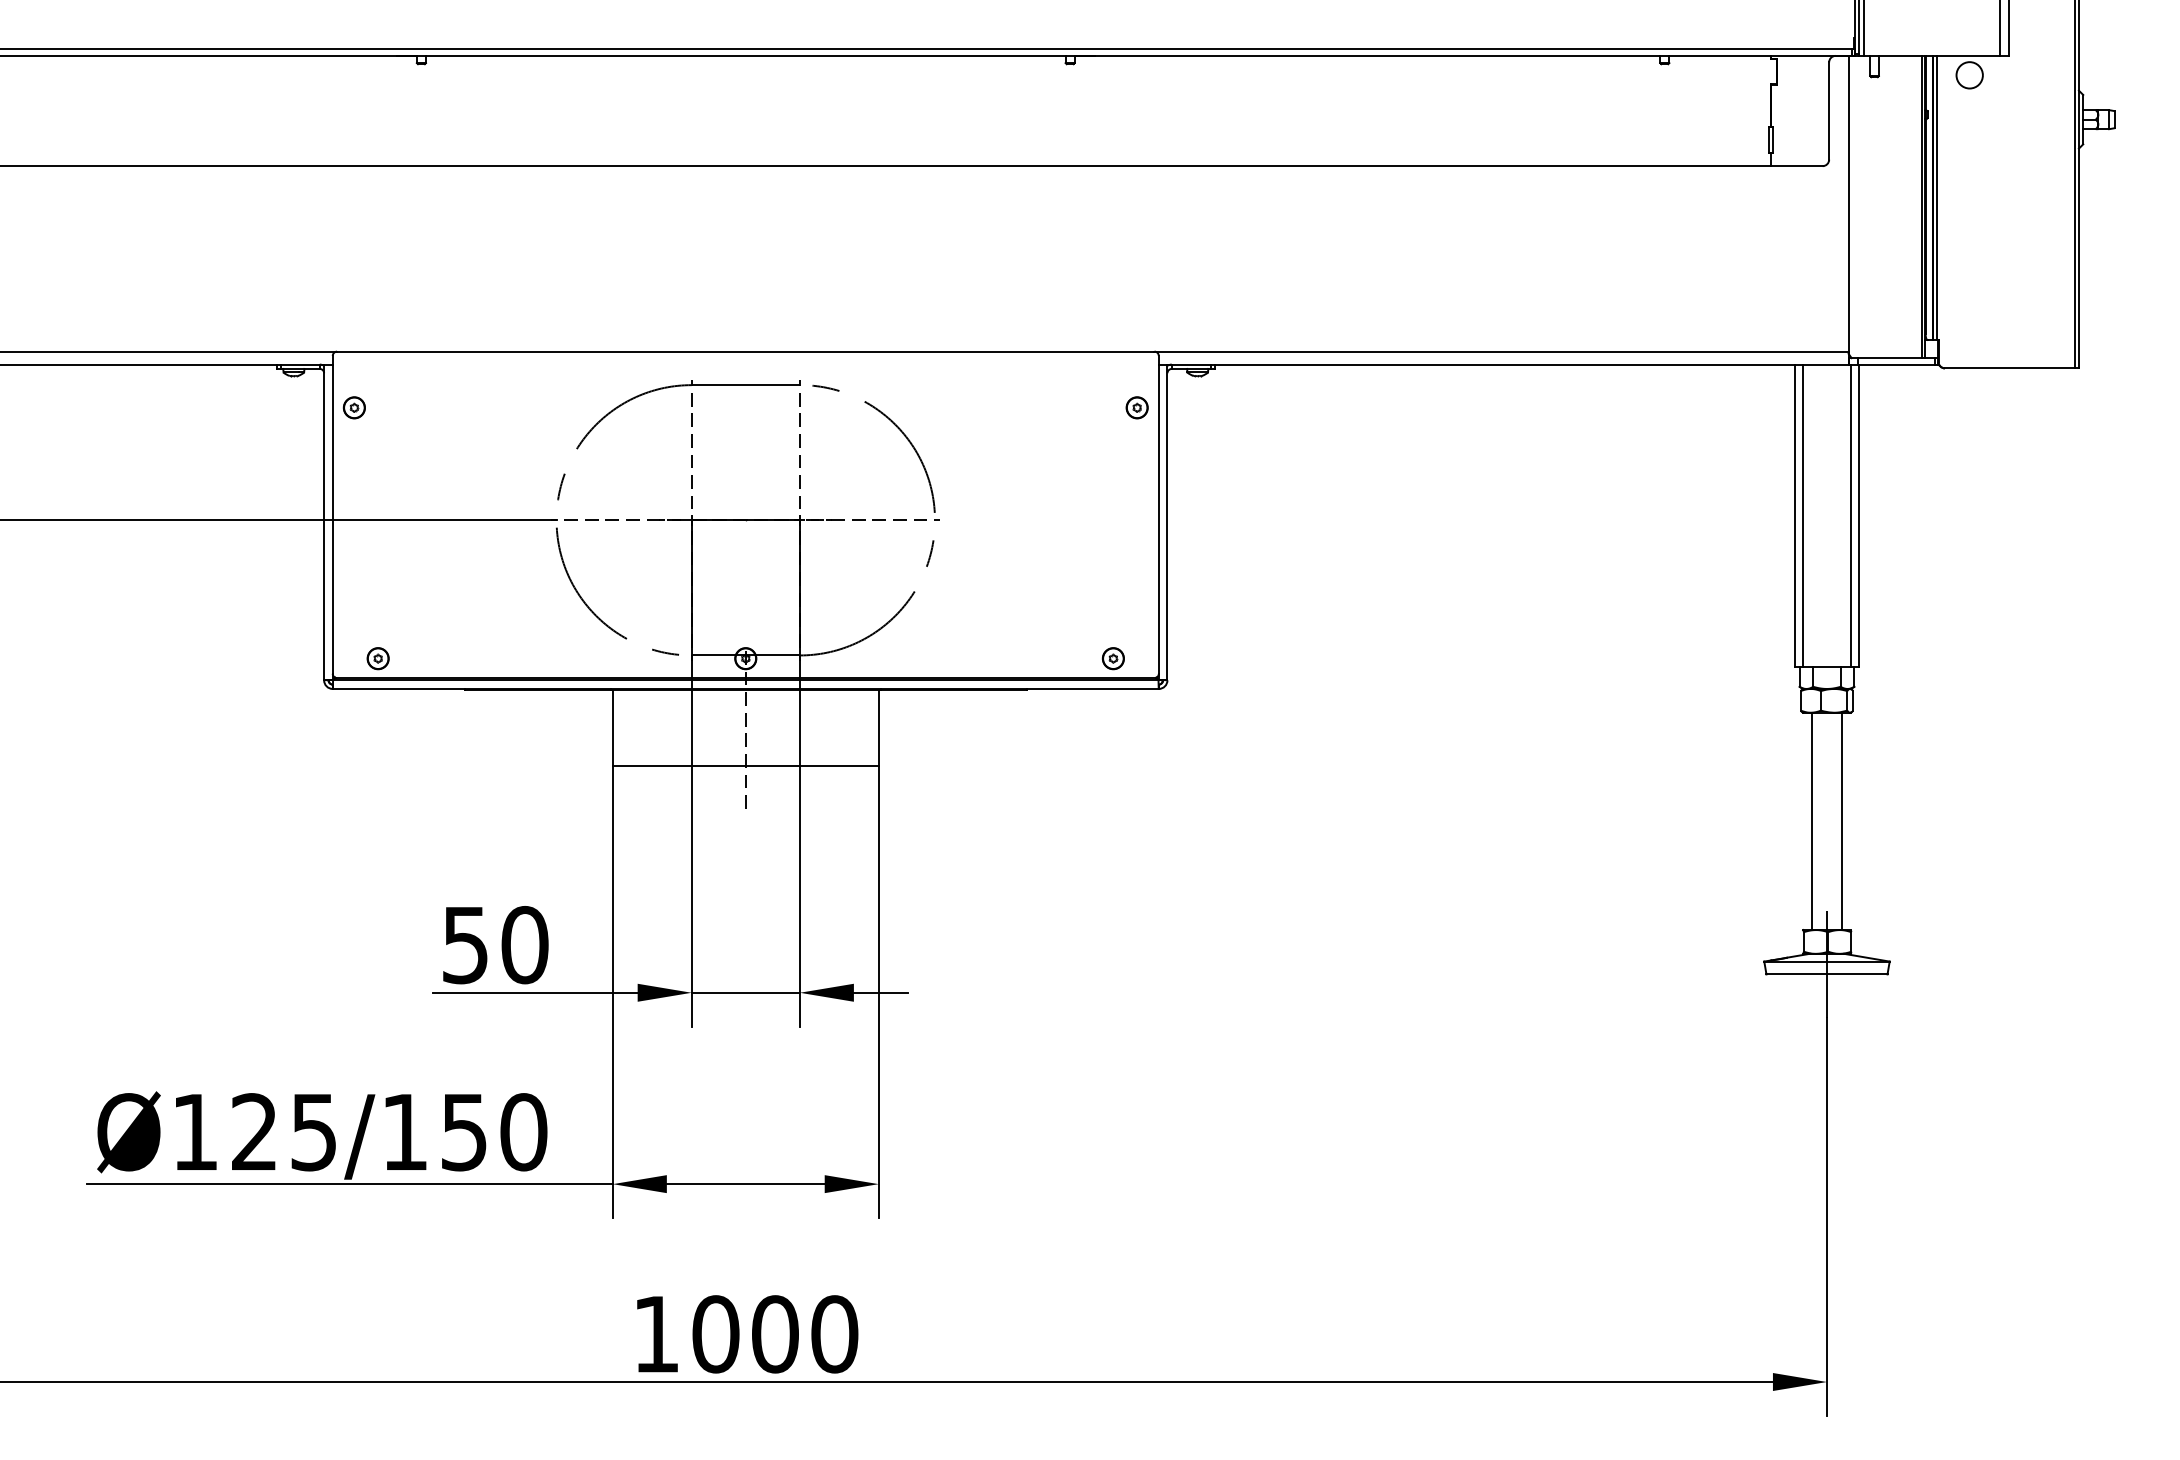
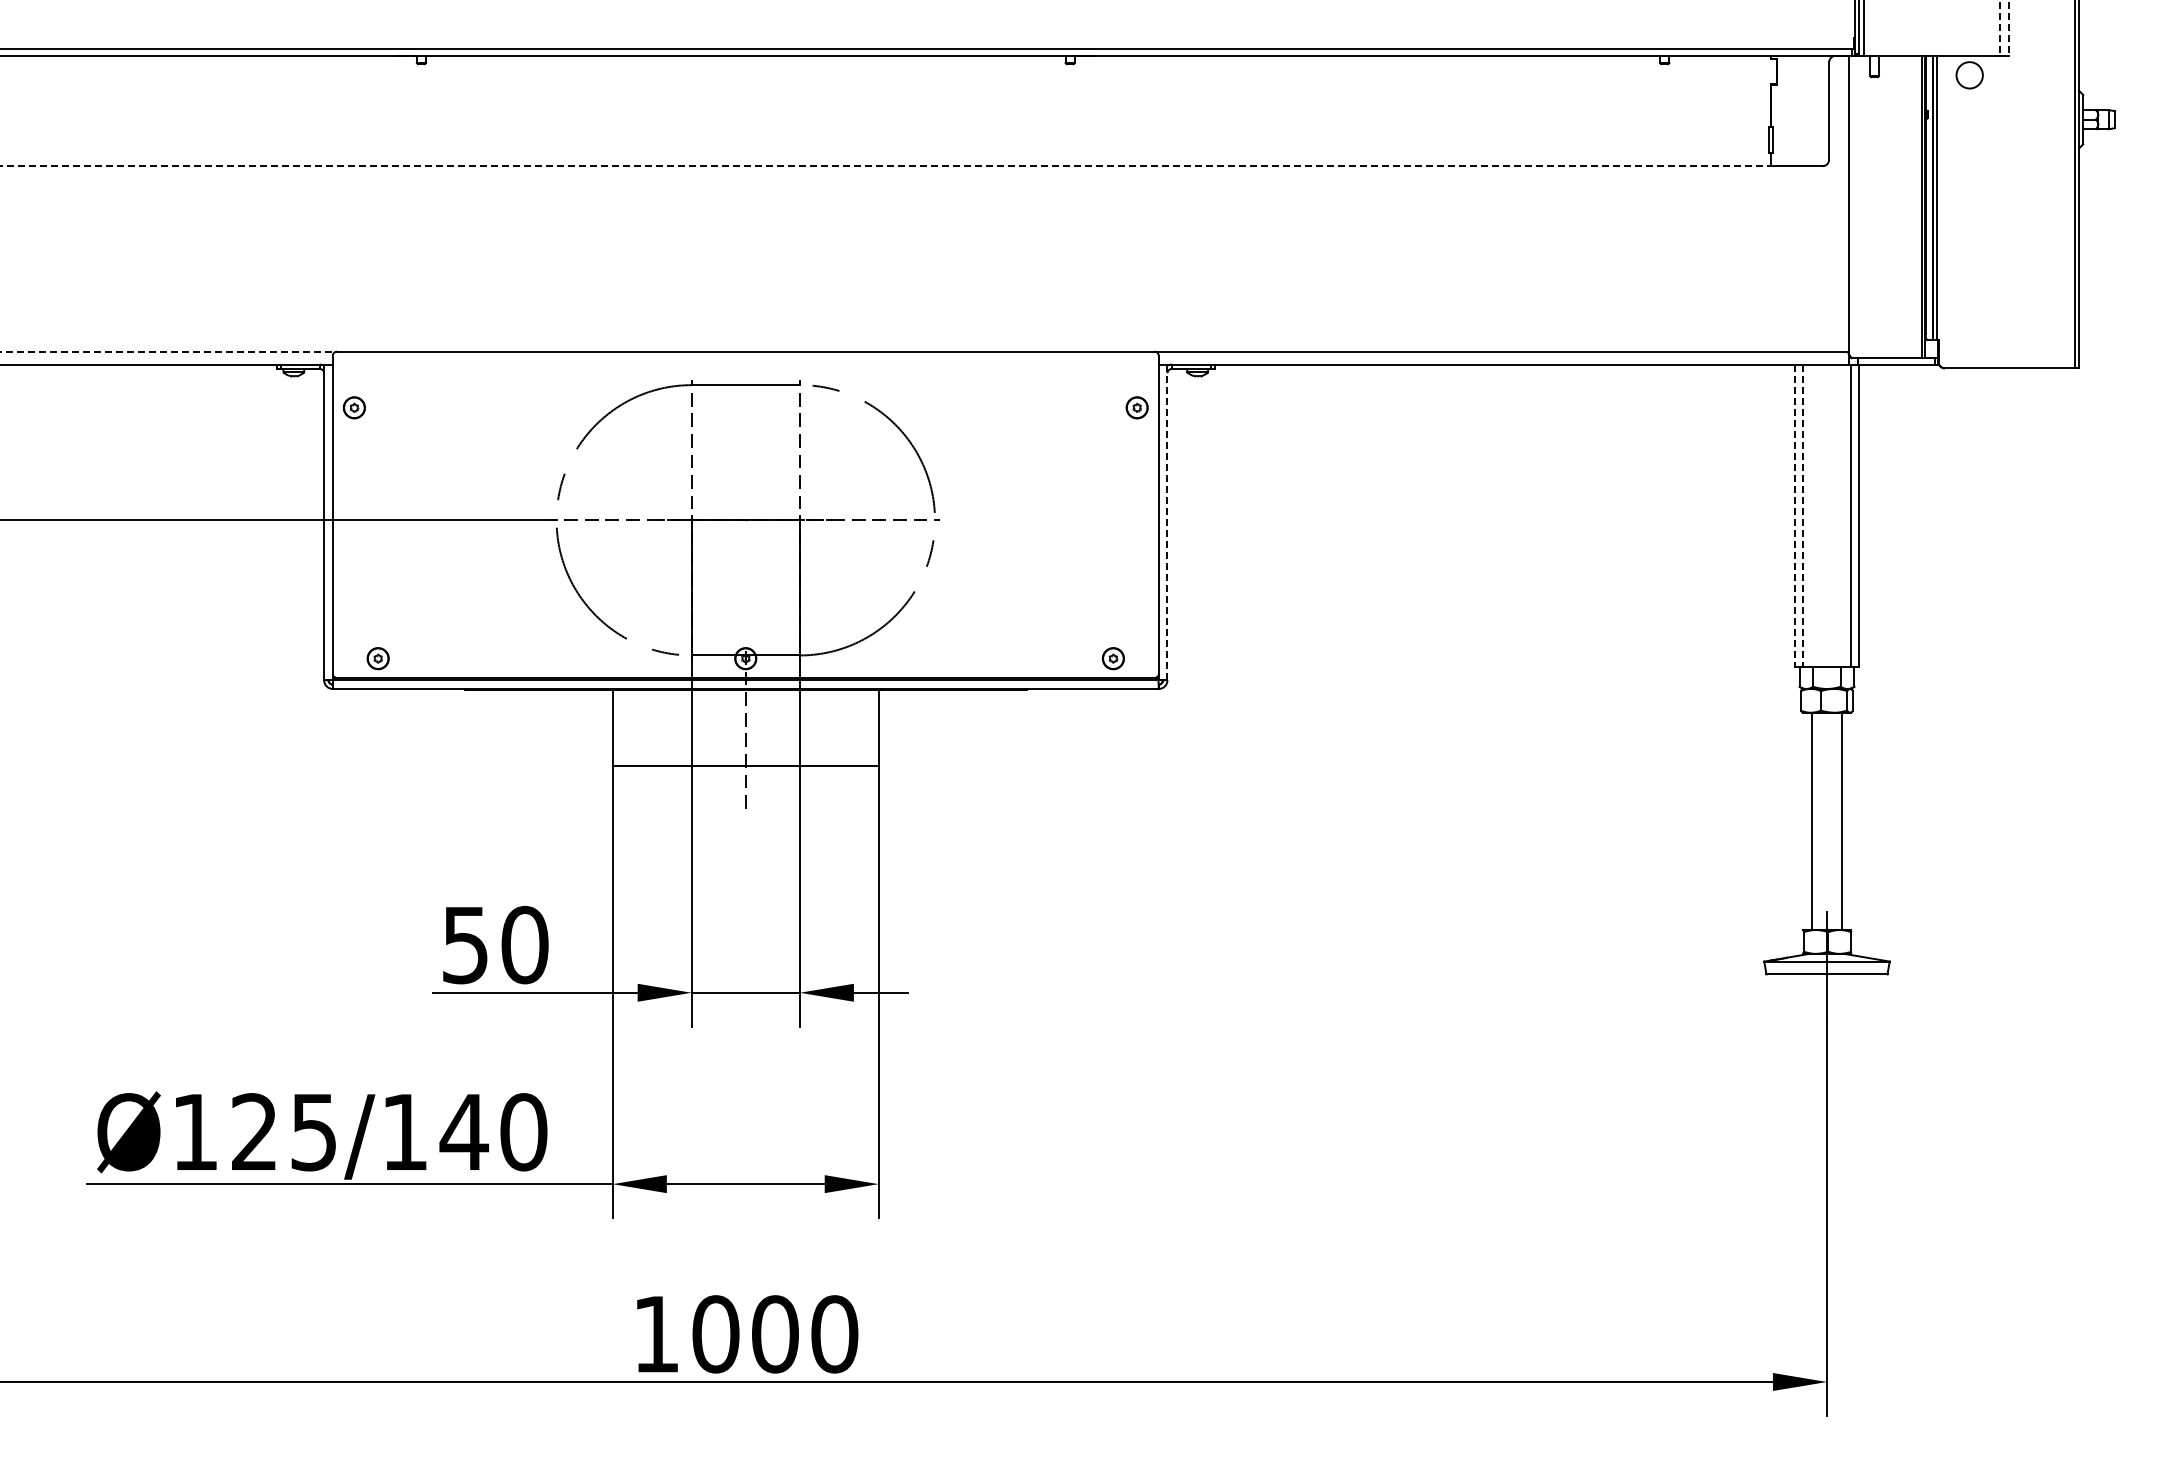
line: solid -> dashed (1999, 28)
line: solid -> dashed (2008, 28)
line: solid -> dashed (885, 166)
line: solid -> dashed (169, 351)
line: solid -> dashed (1794, 516)
line: solid -> dashed (1803, 516)
line: solid -> dashed (1167, 522)
text: Ø125/150 -> Ø125/140 (463, 1132)
